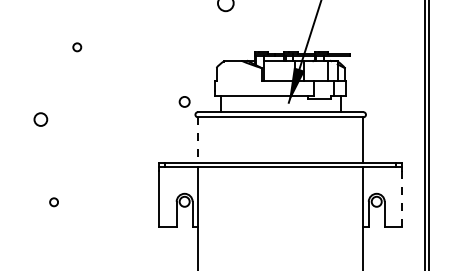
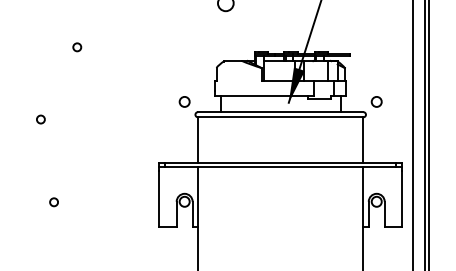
circle: none -> present (376, 101)
circle size: 16x15 px -> 10x11 px (40, 119)
line: none -> present (412, 134)
line: dashed -> solid (198, 140)
line: dashed -> solid (402, 199)
